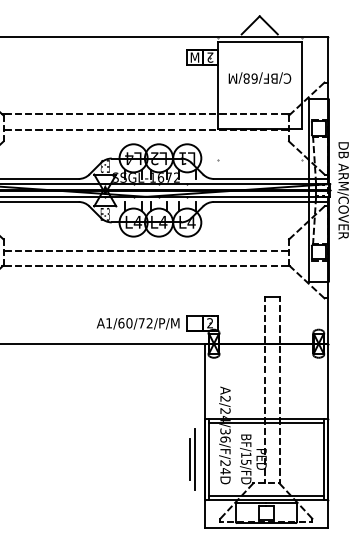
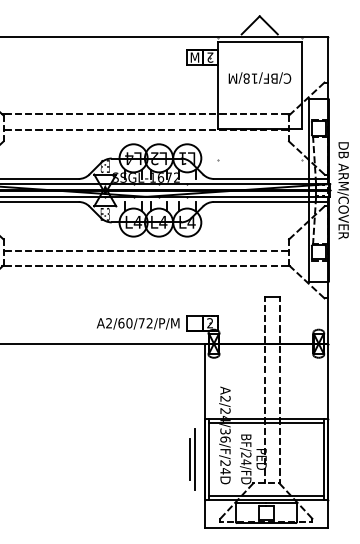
text: C/BF/68/M -> C/BF/18/M (254, 78)
text: A1/60/72/P/M -> A2/60/72/P/M (108, 323)
text: BF/15/FD -> BF/24/FD (246, 458)
